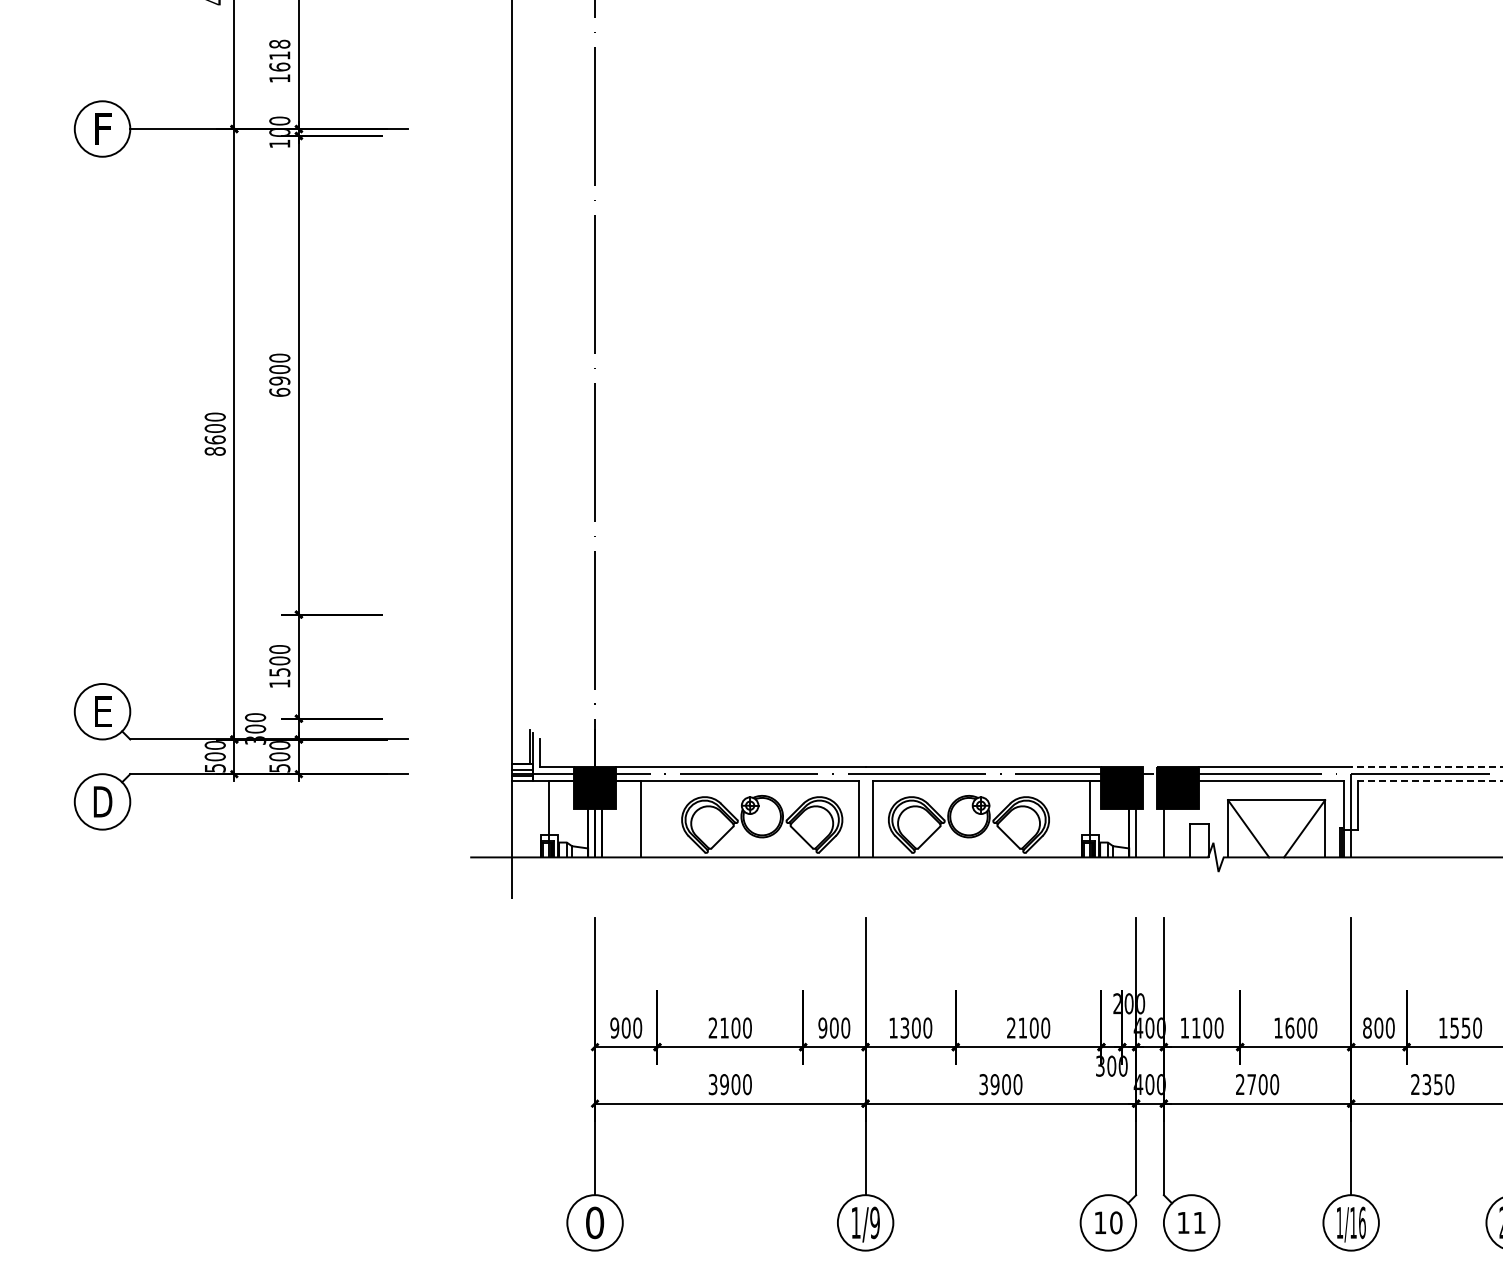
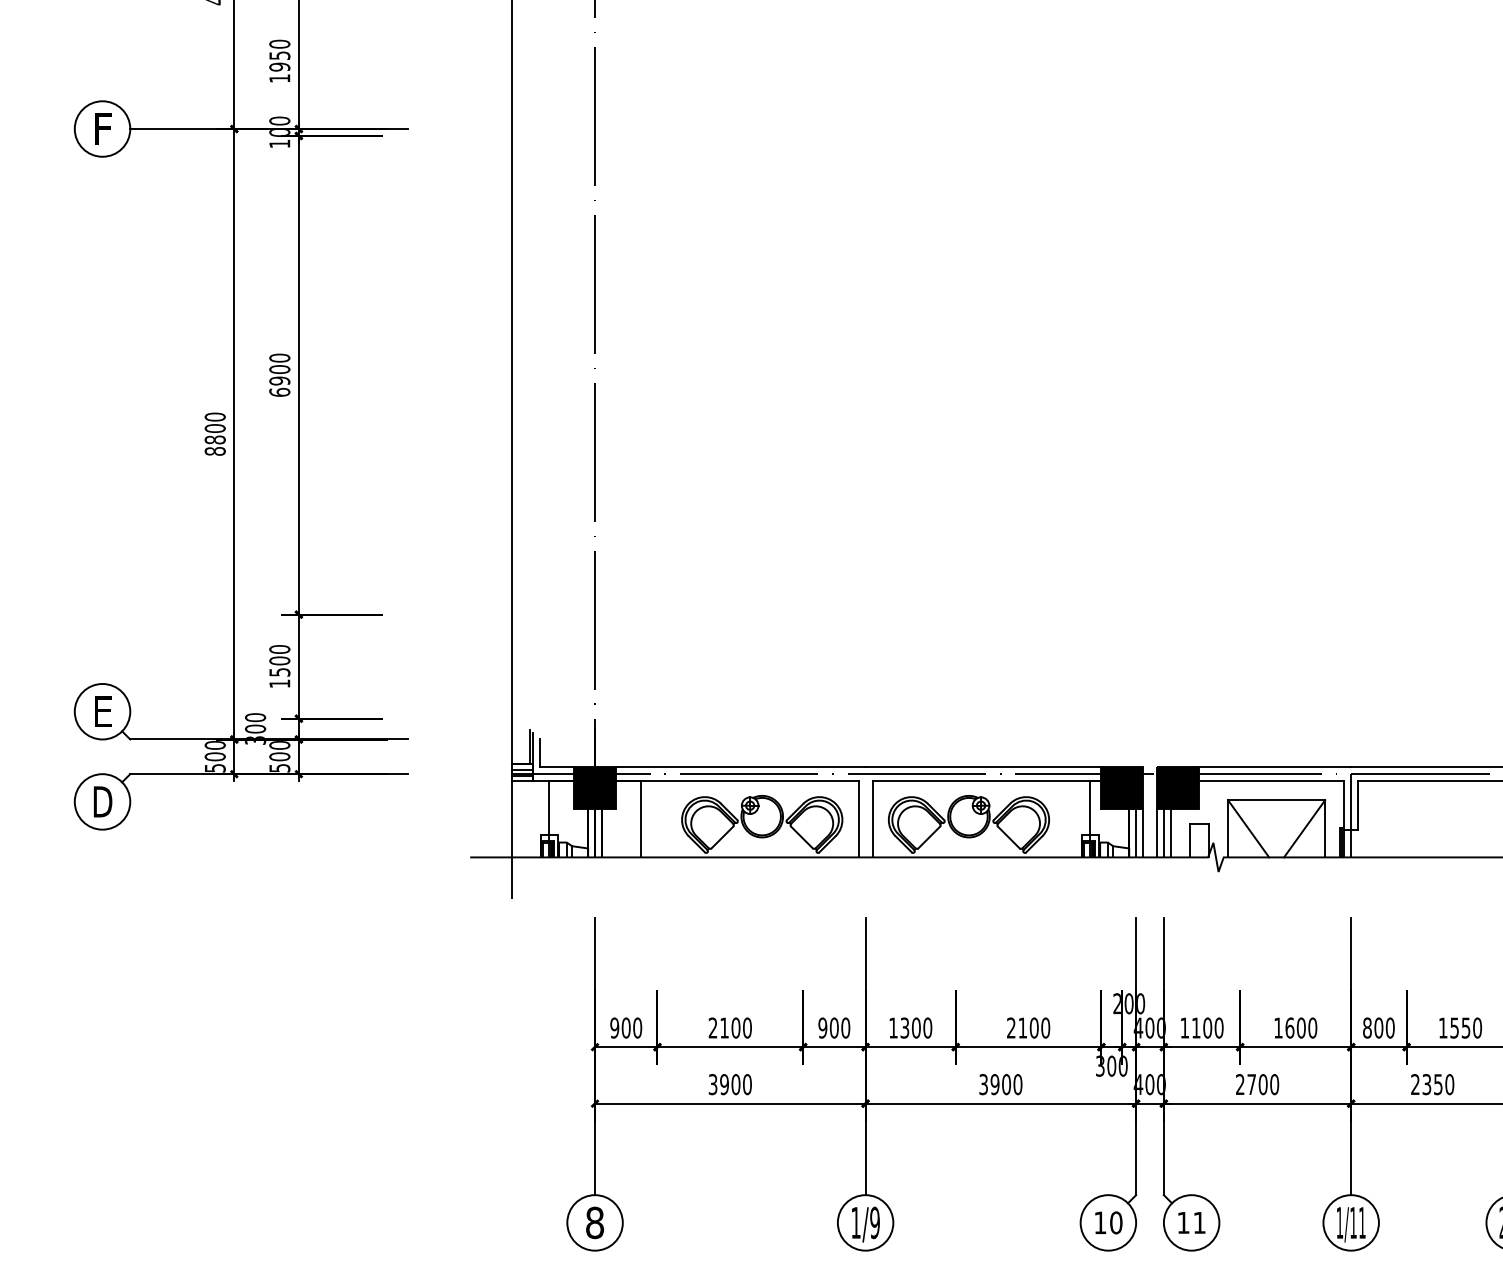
text: 1618 -> 1950 (279, 55)
text: 8600 -> 8800 (214, 439)
line: dashed -> solid (1426, 767)
line: dashed -> solid (1429, 781)
line: none -> present (1143, 832)
line: none -> present (1156, 832)
line: none -> present (1170, 832)
text: 0 -> 8 (595, 1222)
text: 1/16 -> 1/11 (1362, 1222)
